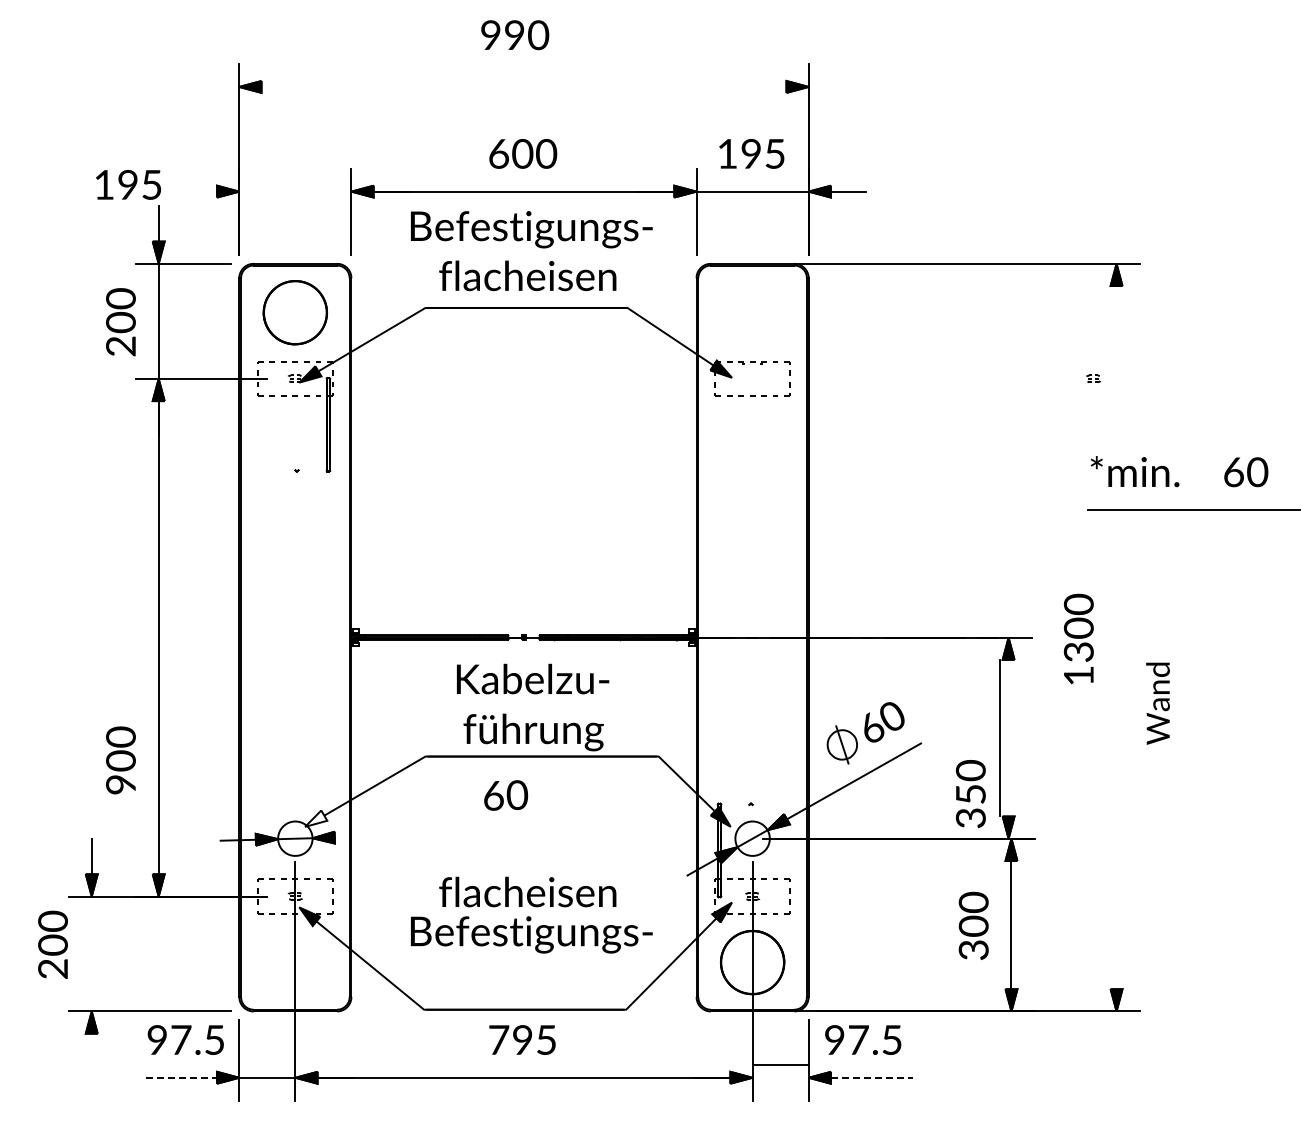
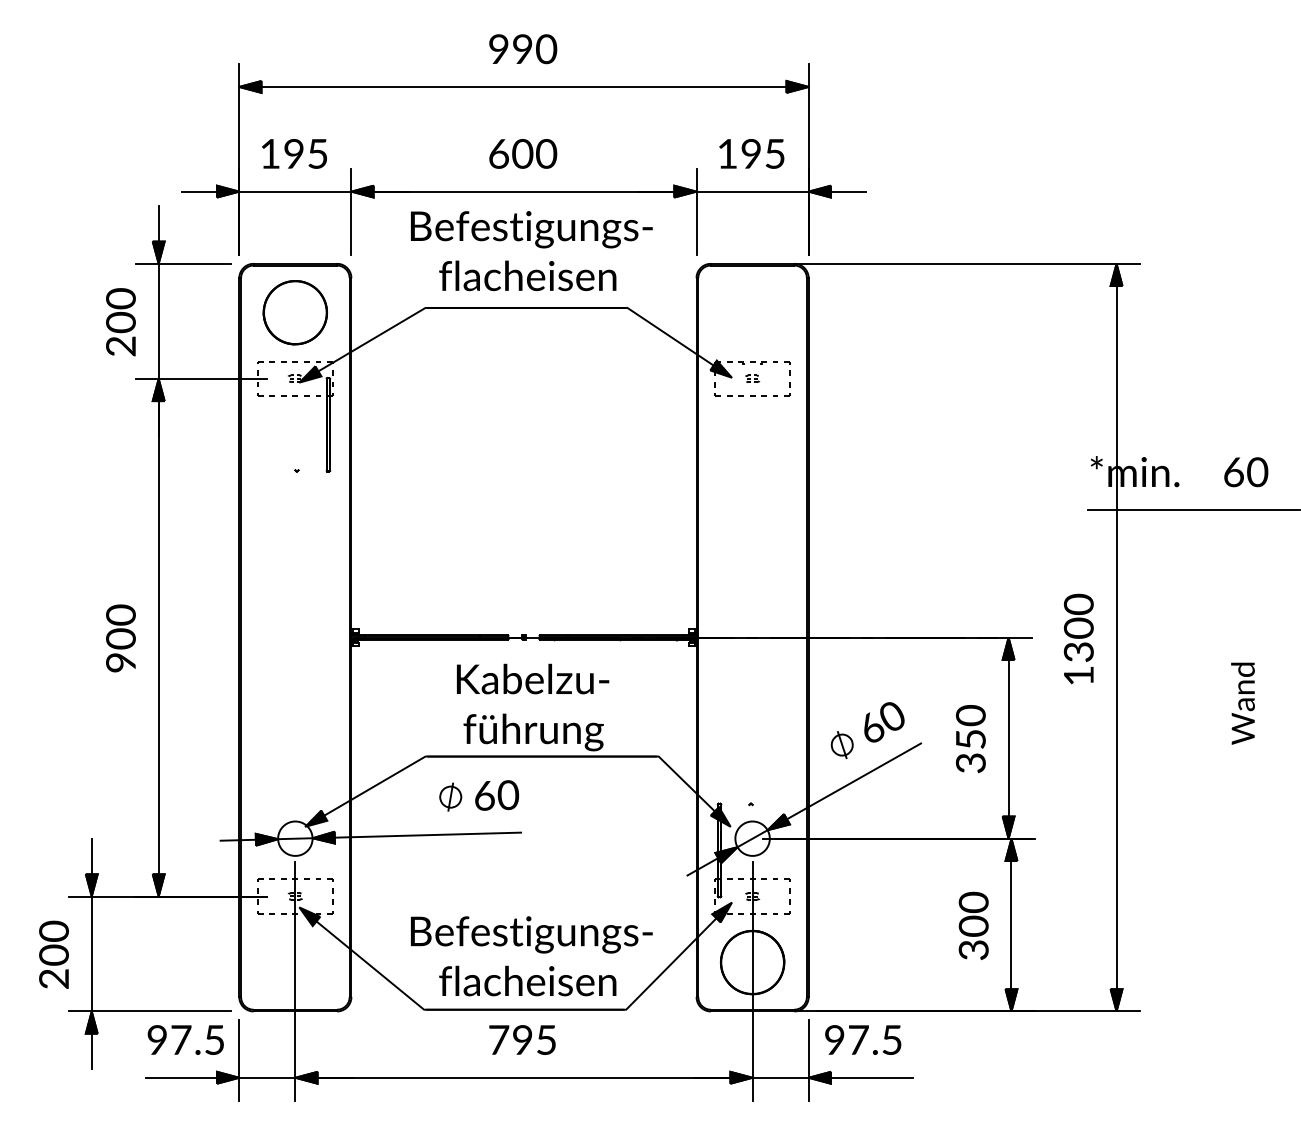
text position: (515, 35) -> (523, 49) (523, 49)
line: none -> present (523, 86)
text position: (128, 184) -> (294, 153) (294, 153)
line: none -> present (199, 191)
line: none -> present (295, 191)
part position: (1093, 378) -> (752, 378) (752, 378)
line: none -> present (1116, 637)
text position: (1157, 703) -> (1242, 703) (1242, 703)
line position: (999, 737) -> (1008, 737) (1008, 737)
part size: 32x40 px -> 24x29 px (841, 745)
text position: (120, 760) -> (120, 638) (120, 638)
text position: (970, 794) -> (970, 739) (970, 739)
text position: (506, 795) -> (497, 795) (497, 795)
part: none -> present (450, 796)
fill: none -> present (316, 818)
line: none -> present (427, 834)
text position: (527, 891) -> (527, 980) (527, 980)
text position: (52, 944) -> (53, 954) (53, 954)
line: none -> present (91, 953)
line: none -> present (91, 1050)
line position: (780, 1064) -> (780, 1077) (780, 1077)
line: dashed -> solid (181, 1077)
line: dashed -> solid (872, 1077)
